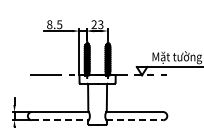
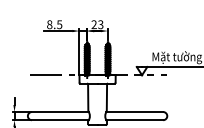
line: dashed -> solid (60, 120)
line: dashed -> solid (135, 120)
